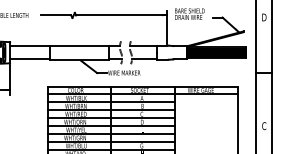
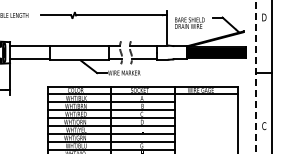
text position: (189, 13) -> (189, 22) (189, 22)
line: solid -> dashed (256, 76)
